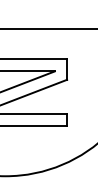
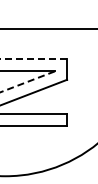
line: solid -> dashed (33, 59)
line: solid -> dashed (27, 81)
